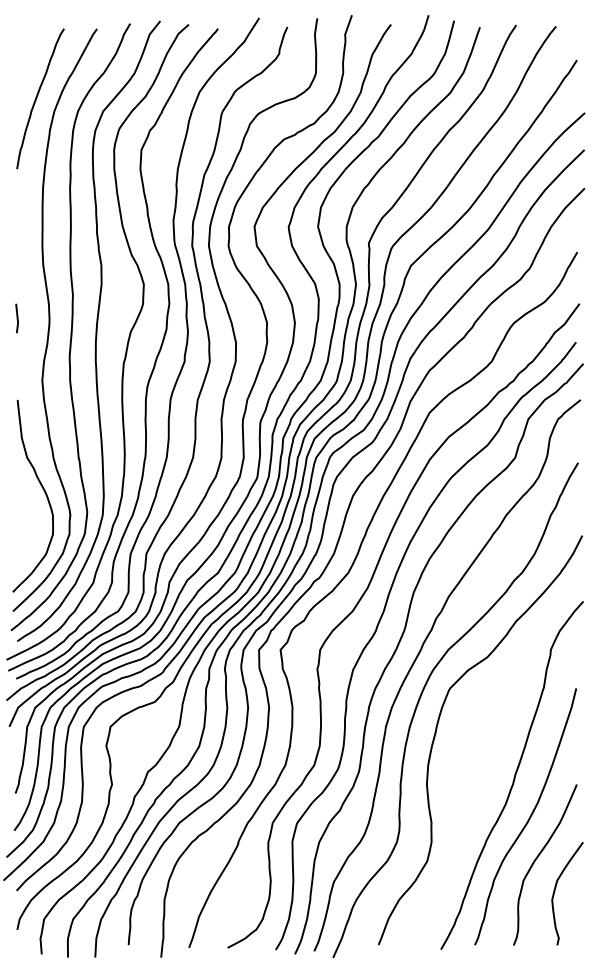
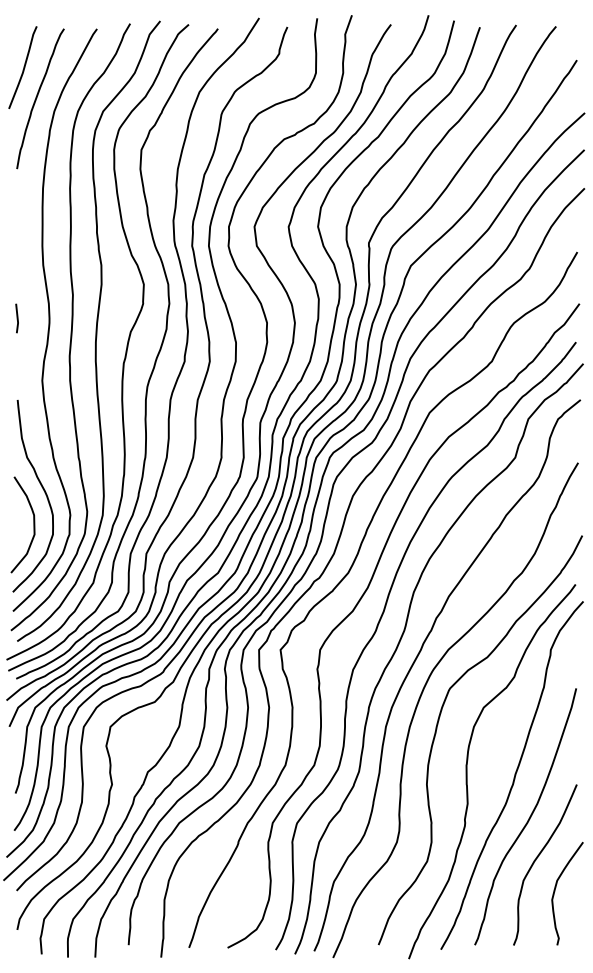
curve: none -> present (23, 67)
curve: none -> present (33, 524)
curve: none -> present (467, 771)
